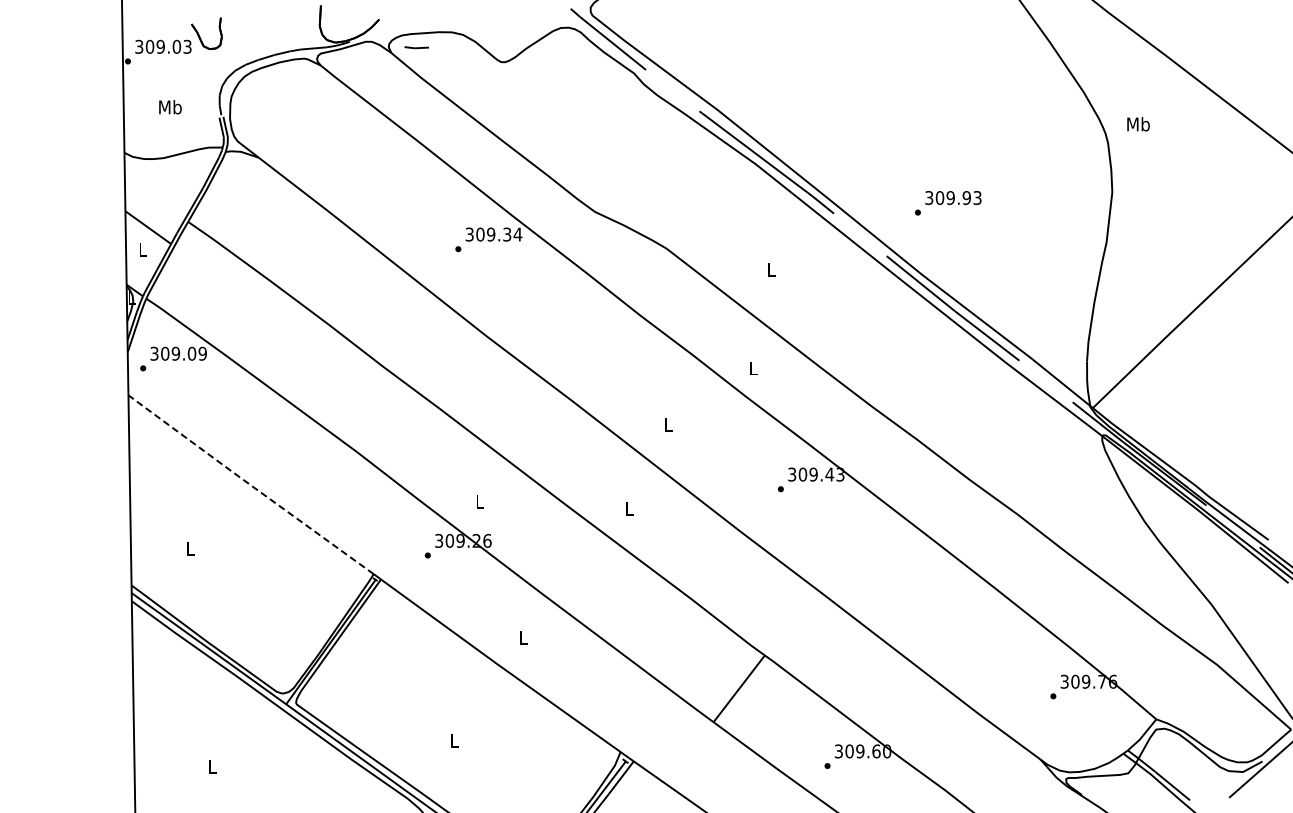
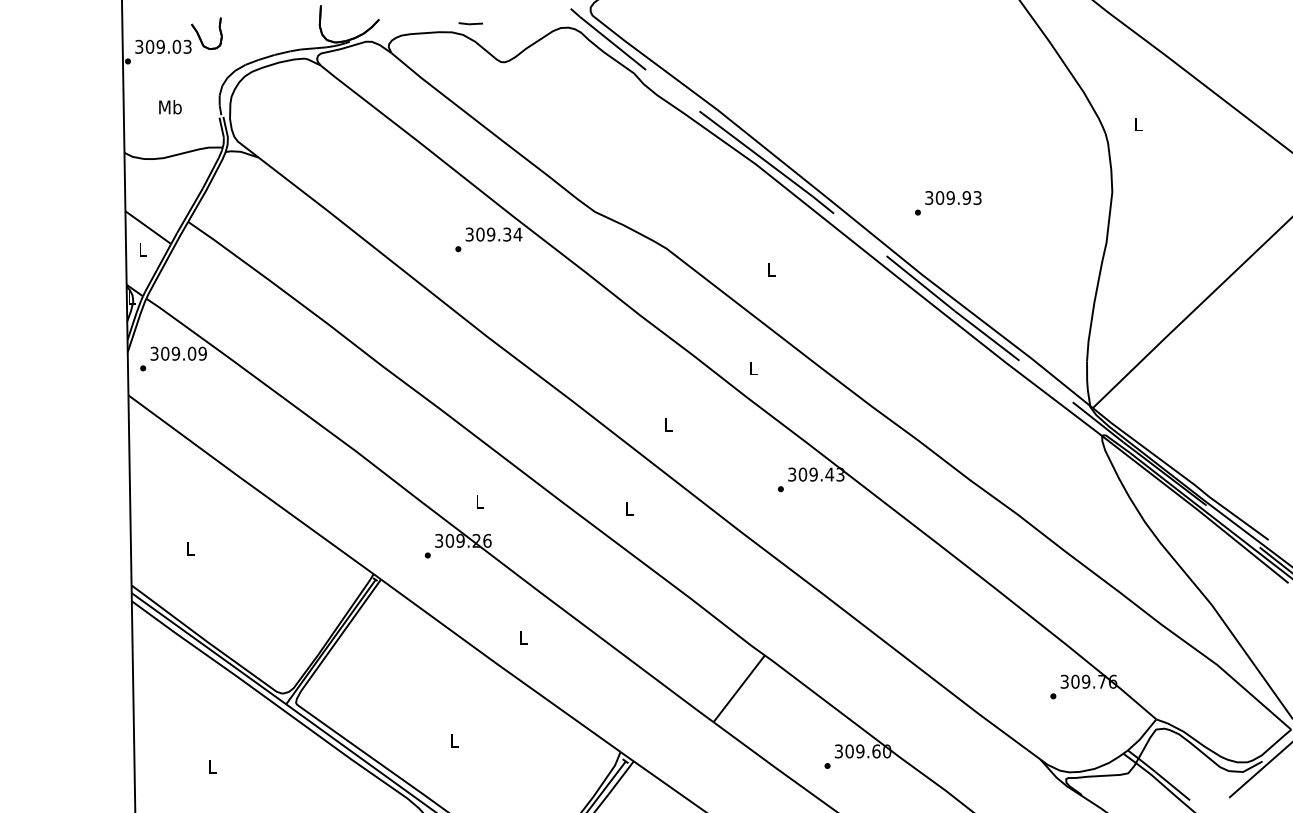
line position: (416, 47) -> (470, 23) (470, 23)
text: Mb -> L (1138, 124)
line: dashed -> solid (249, 484)
